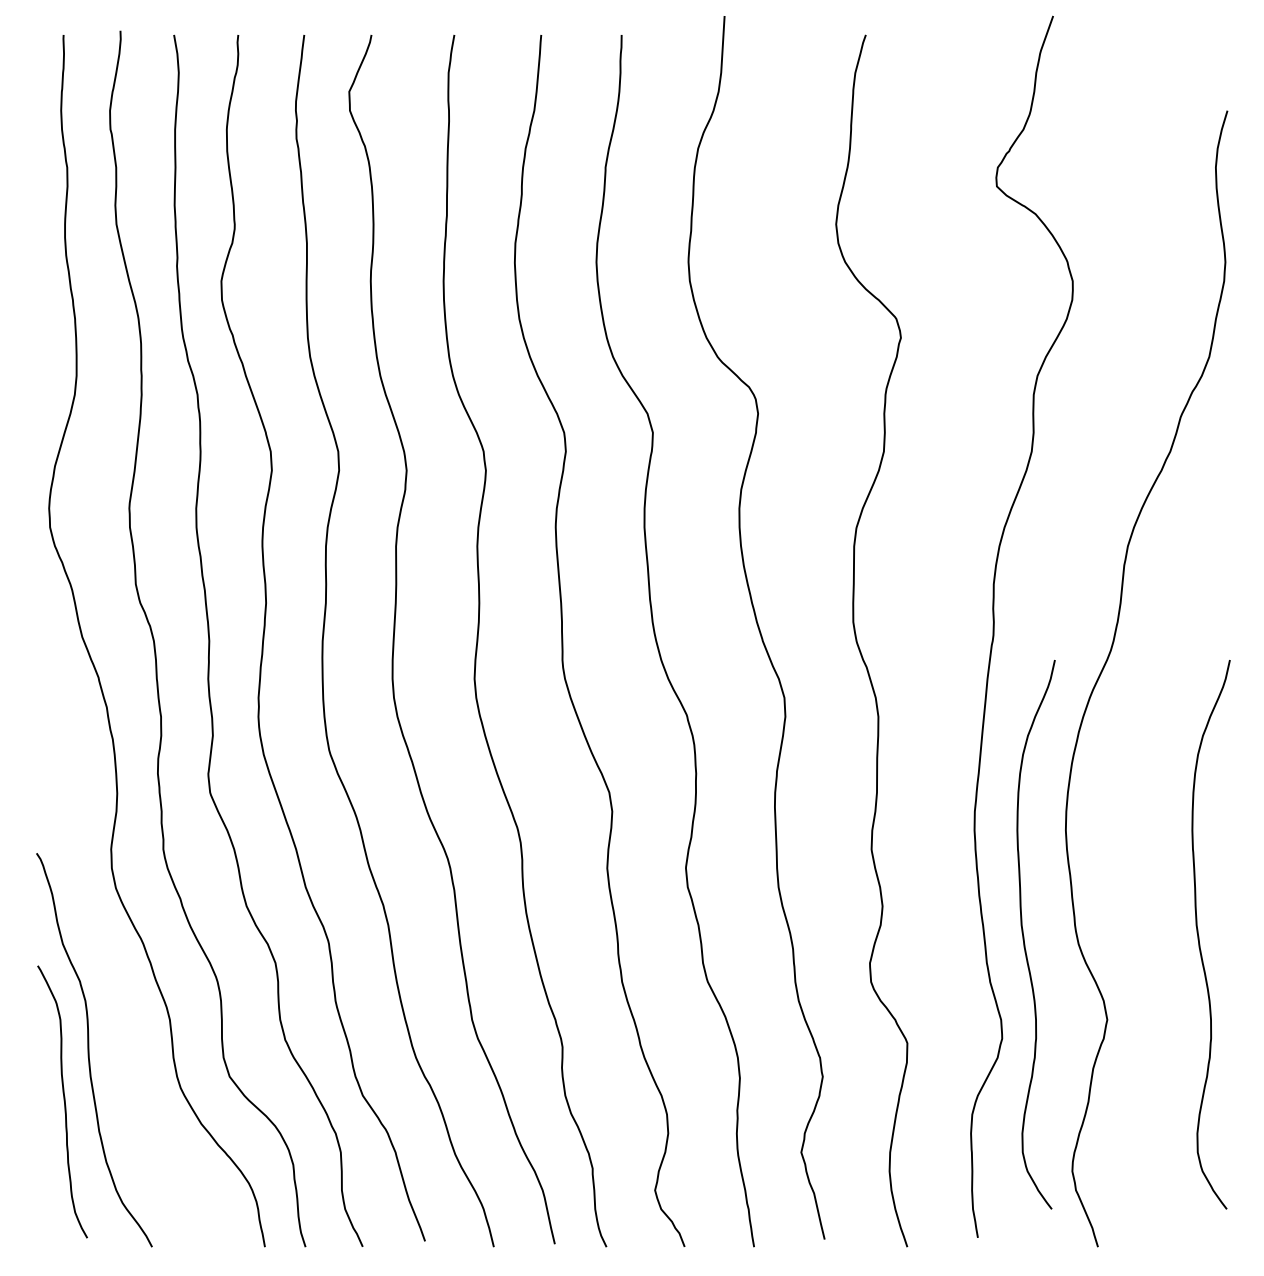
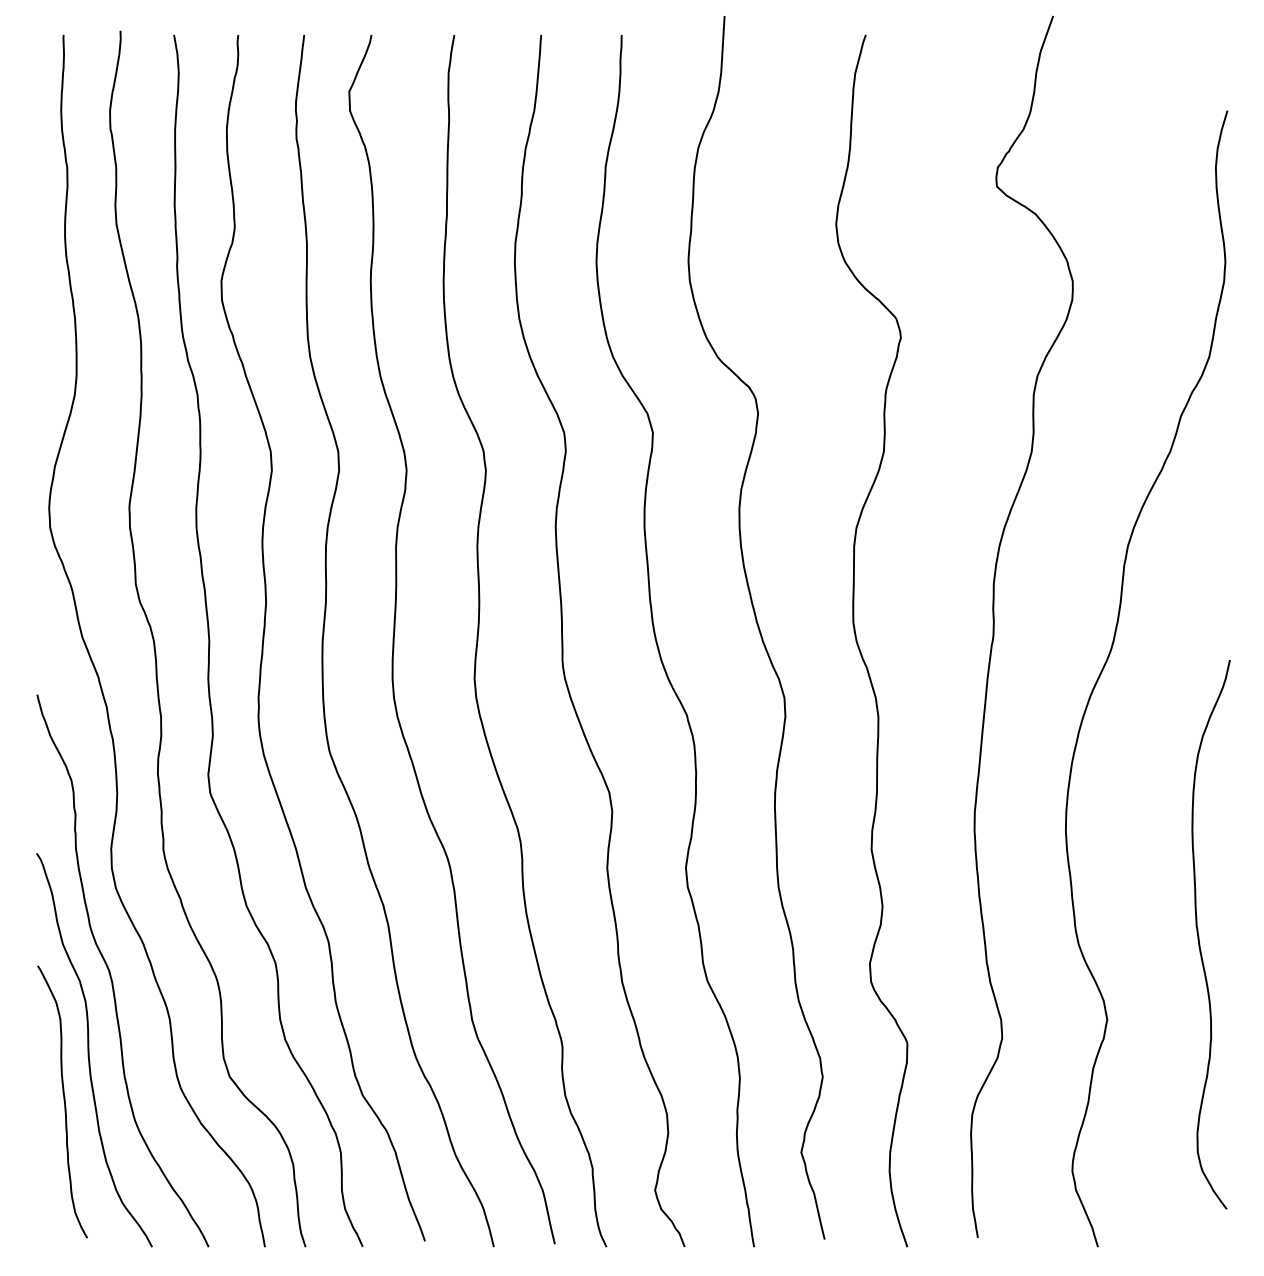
curve: present -> none (1024, 936)
curve: none -> present (111, 974)
